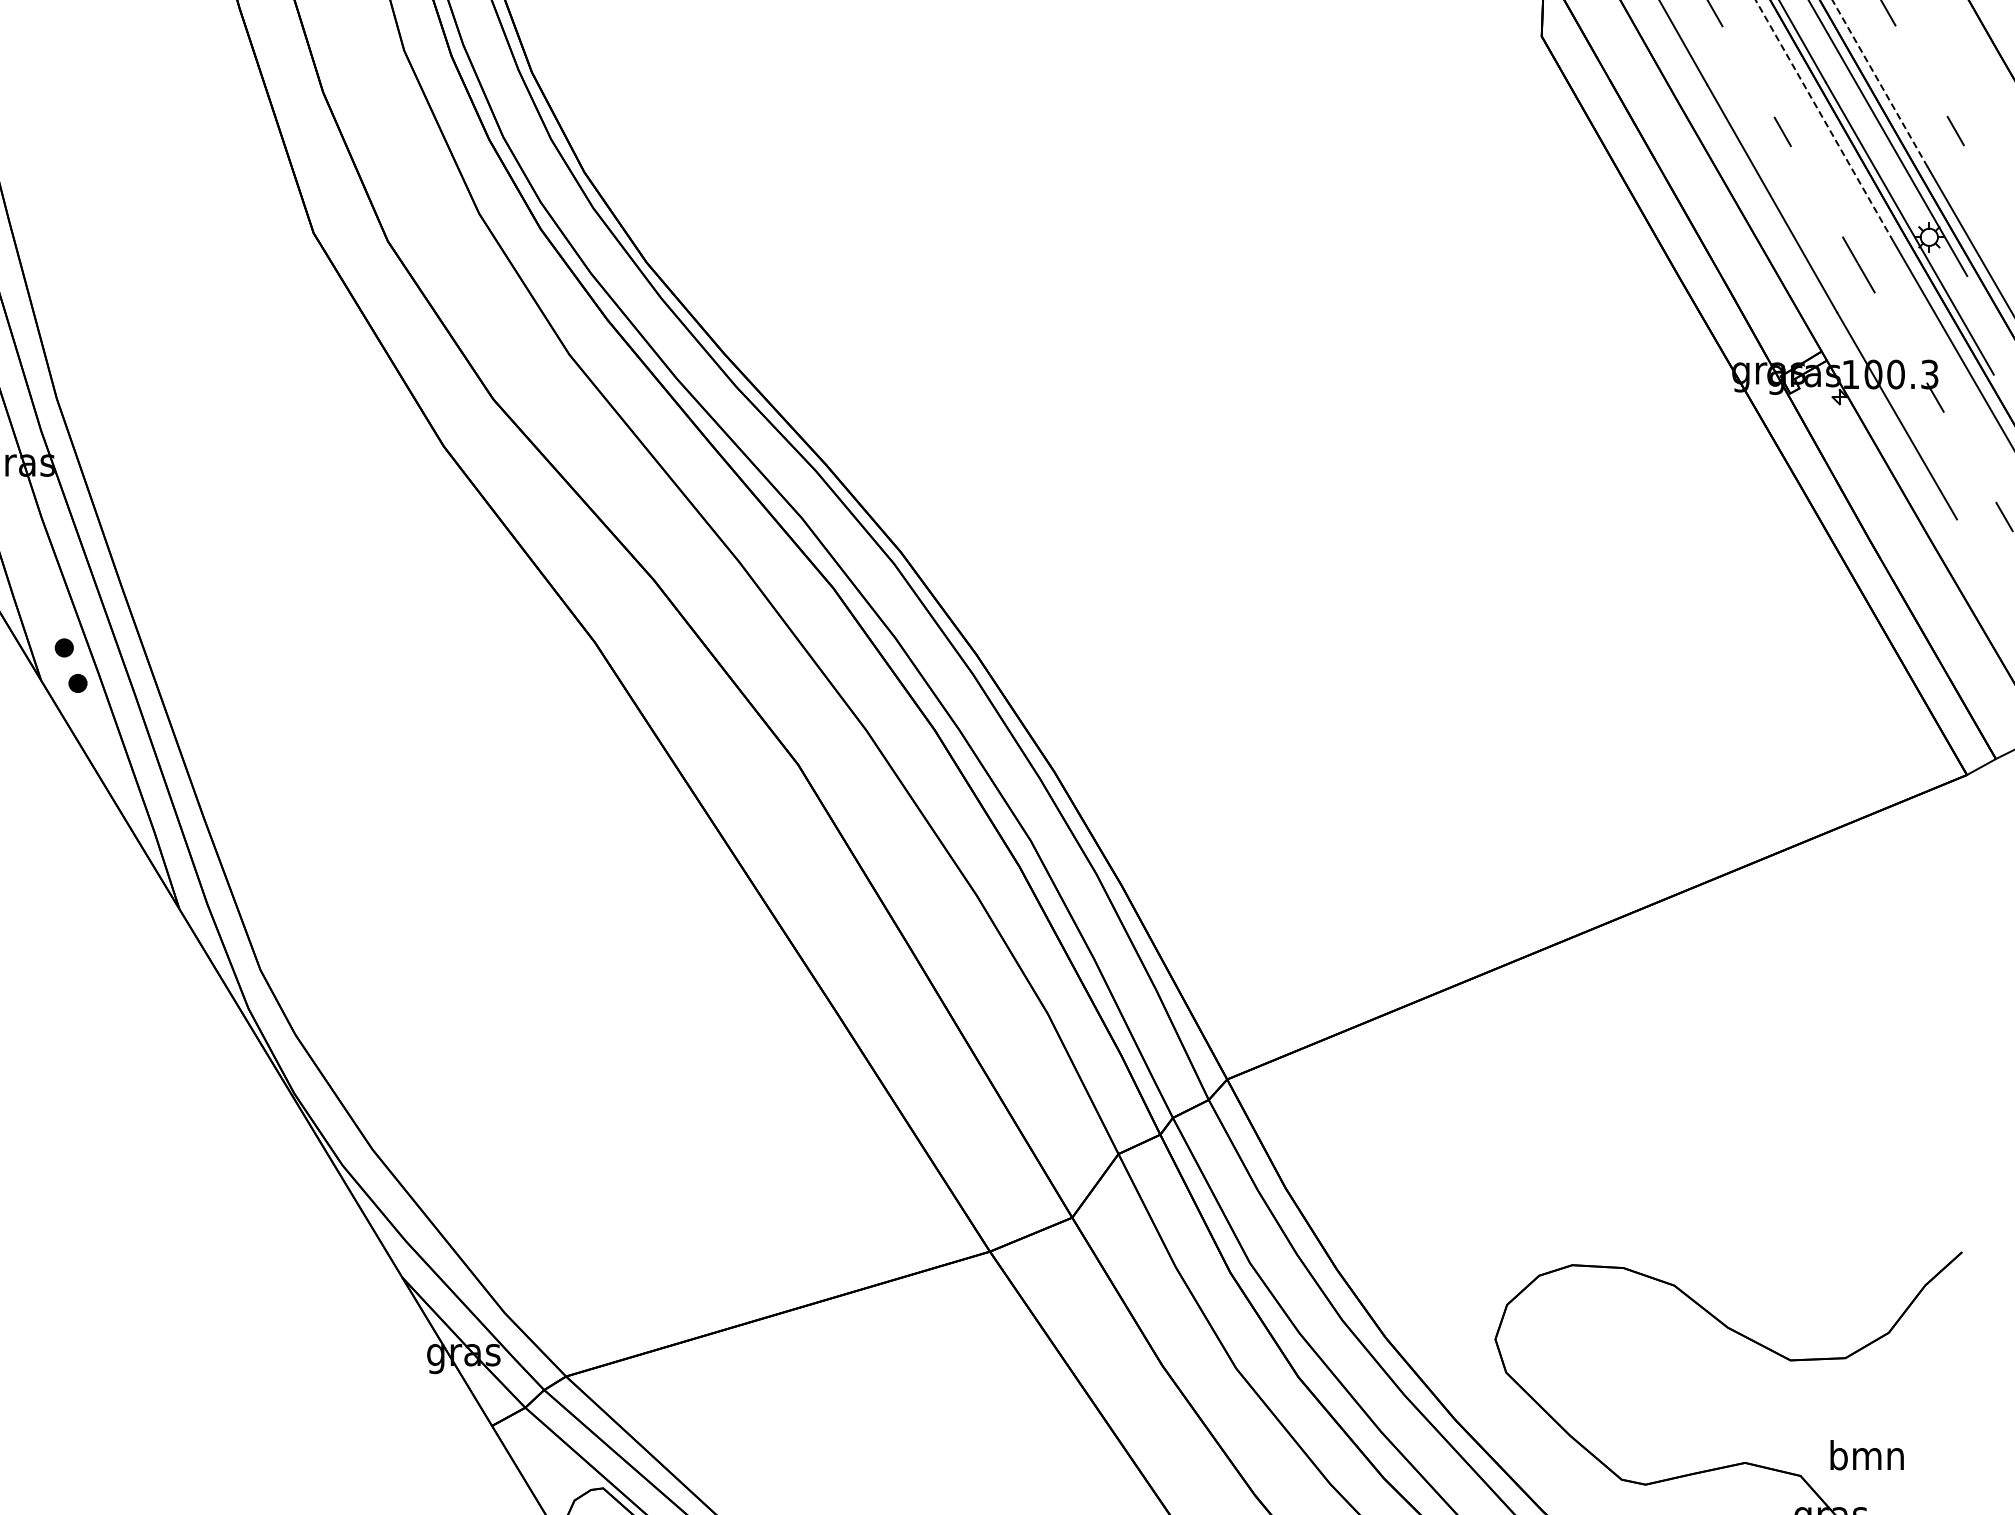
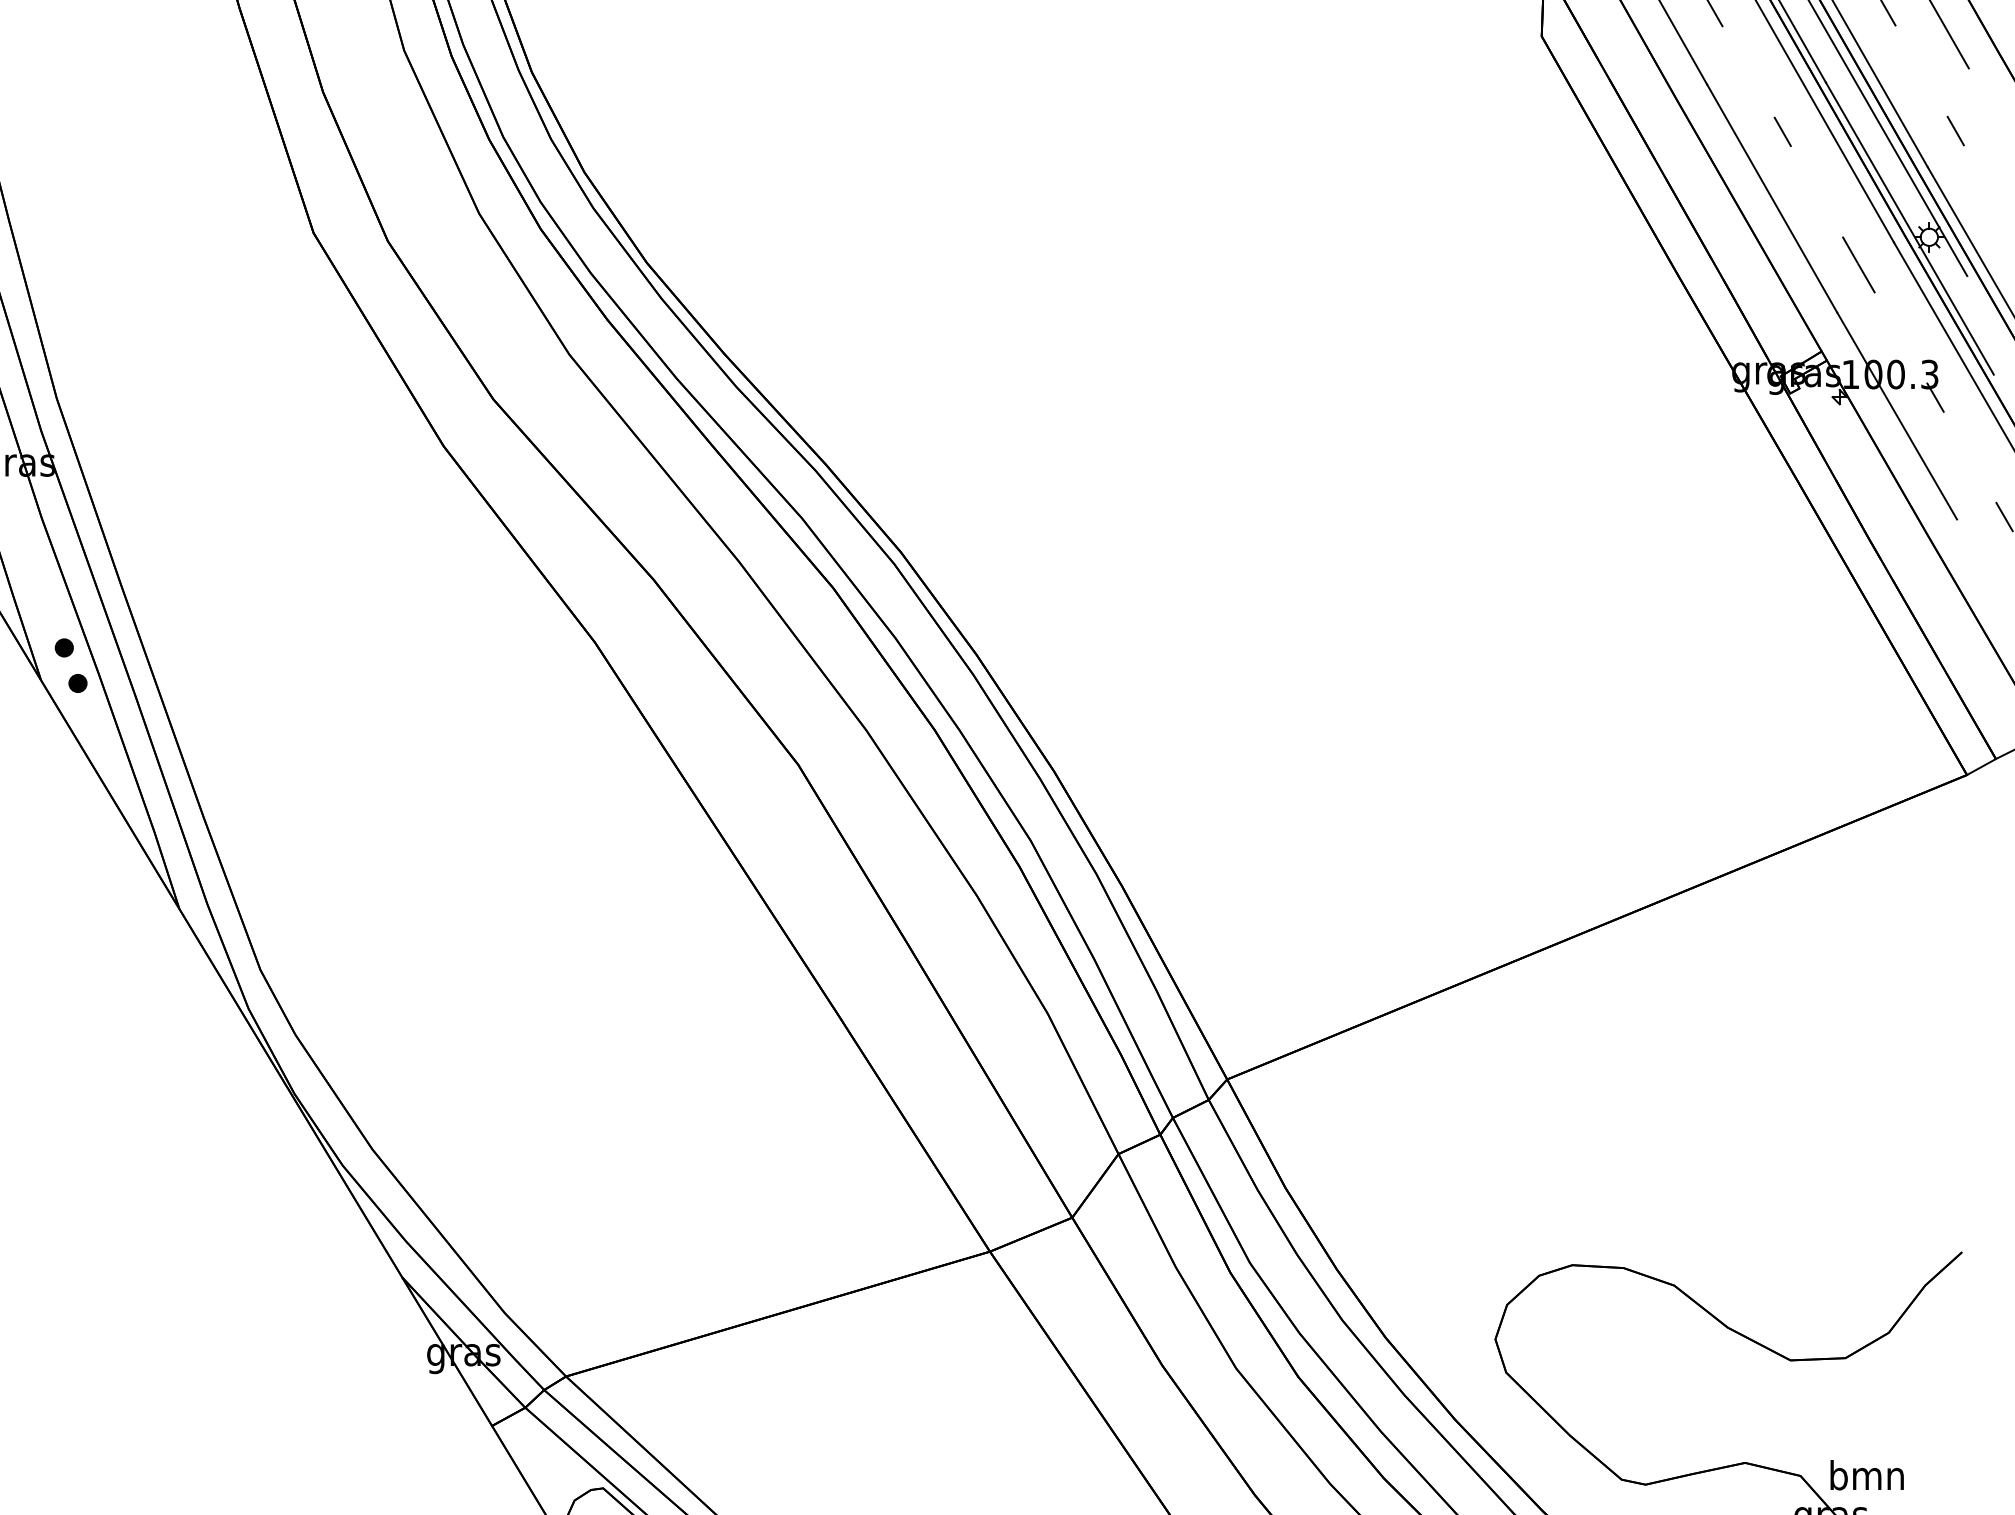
line: none -> present (1949, 35)
line: dashed -> solid (1880, 83)
line: dashed -> solid (1825, 121)
text position: (1866, 1455) -> (1866, 1475) (1866, 1475)
